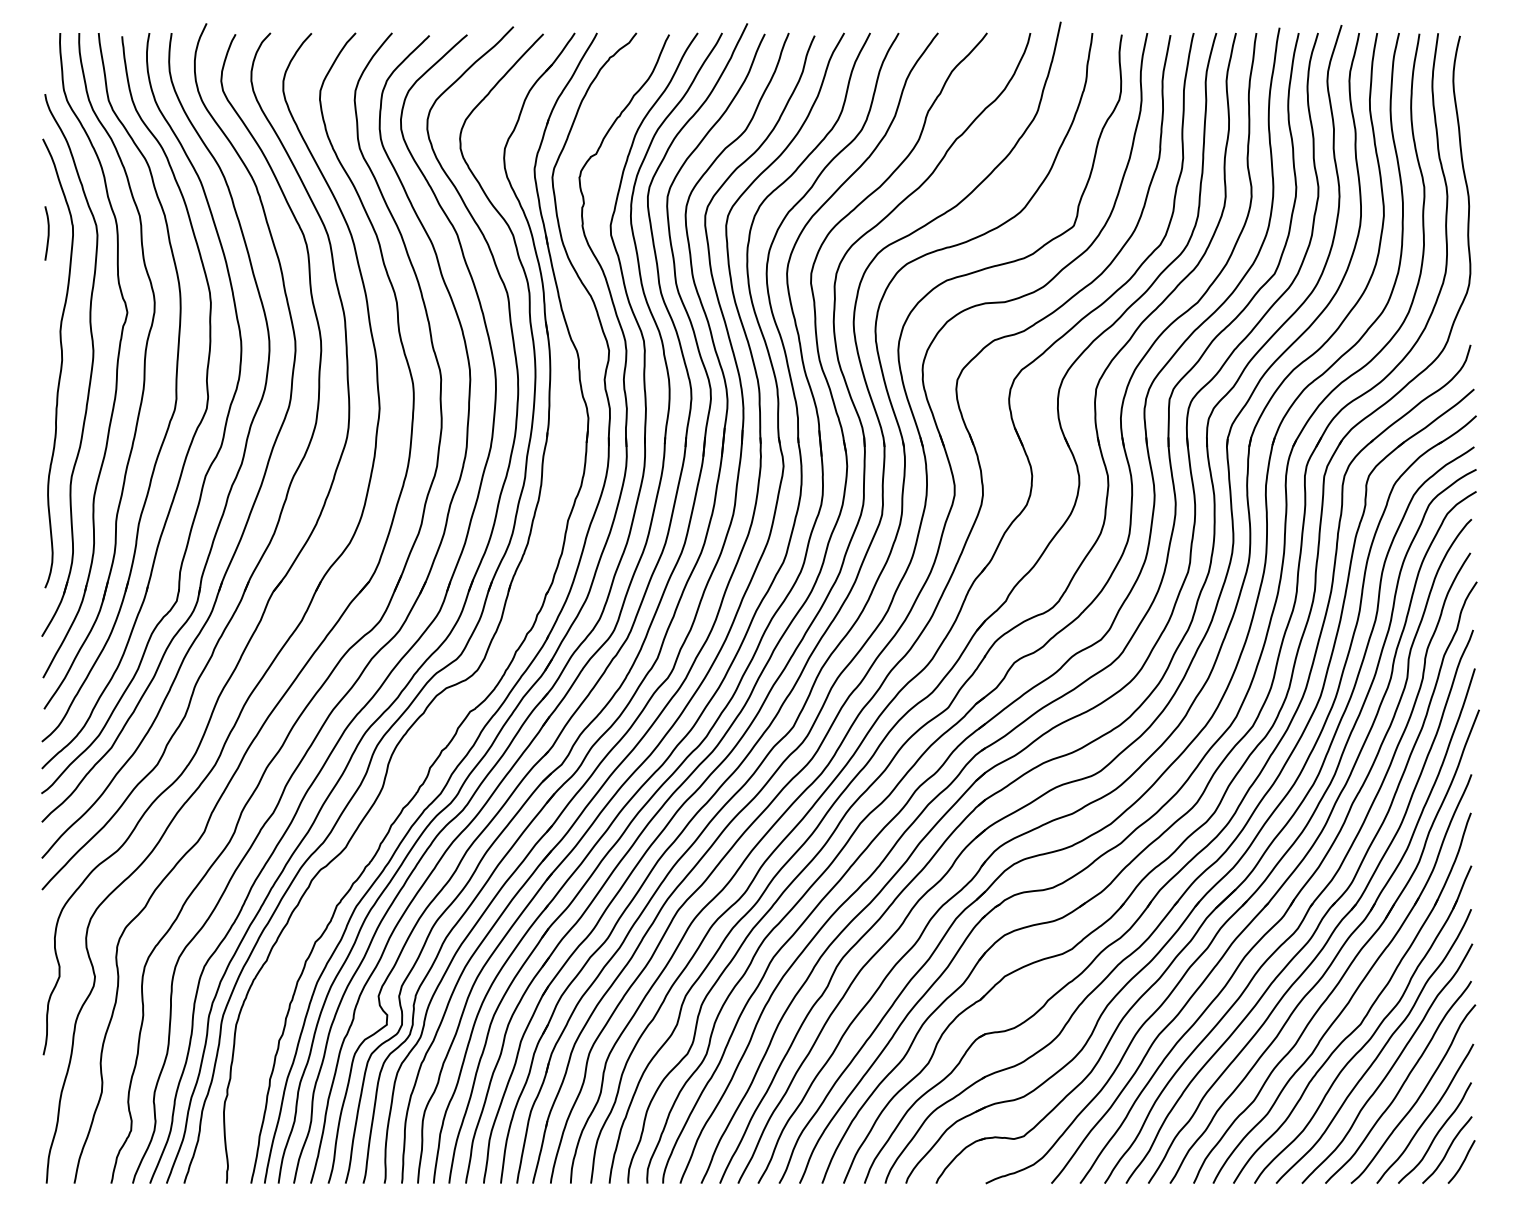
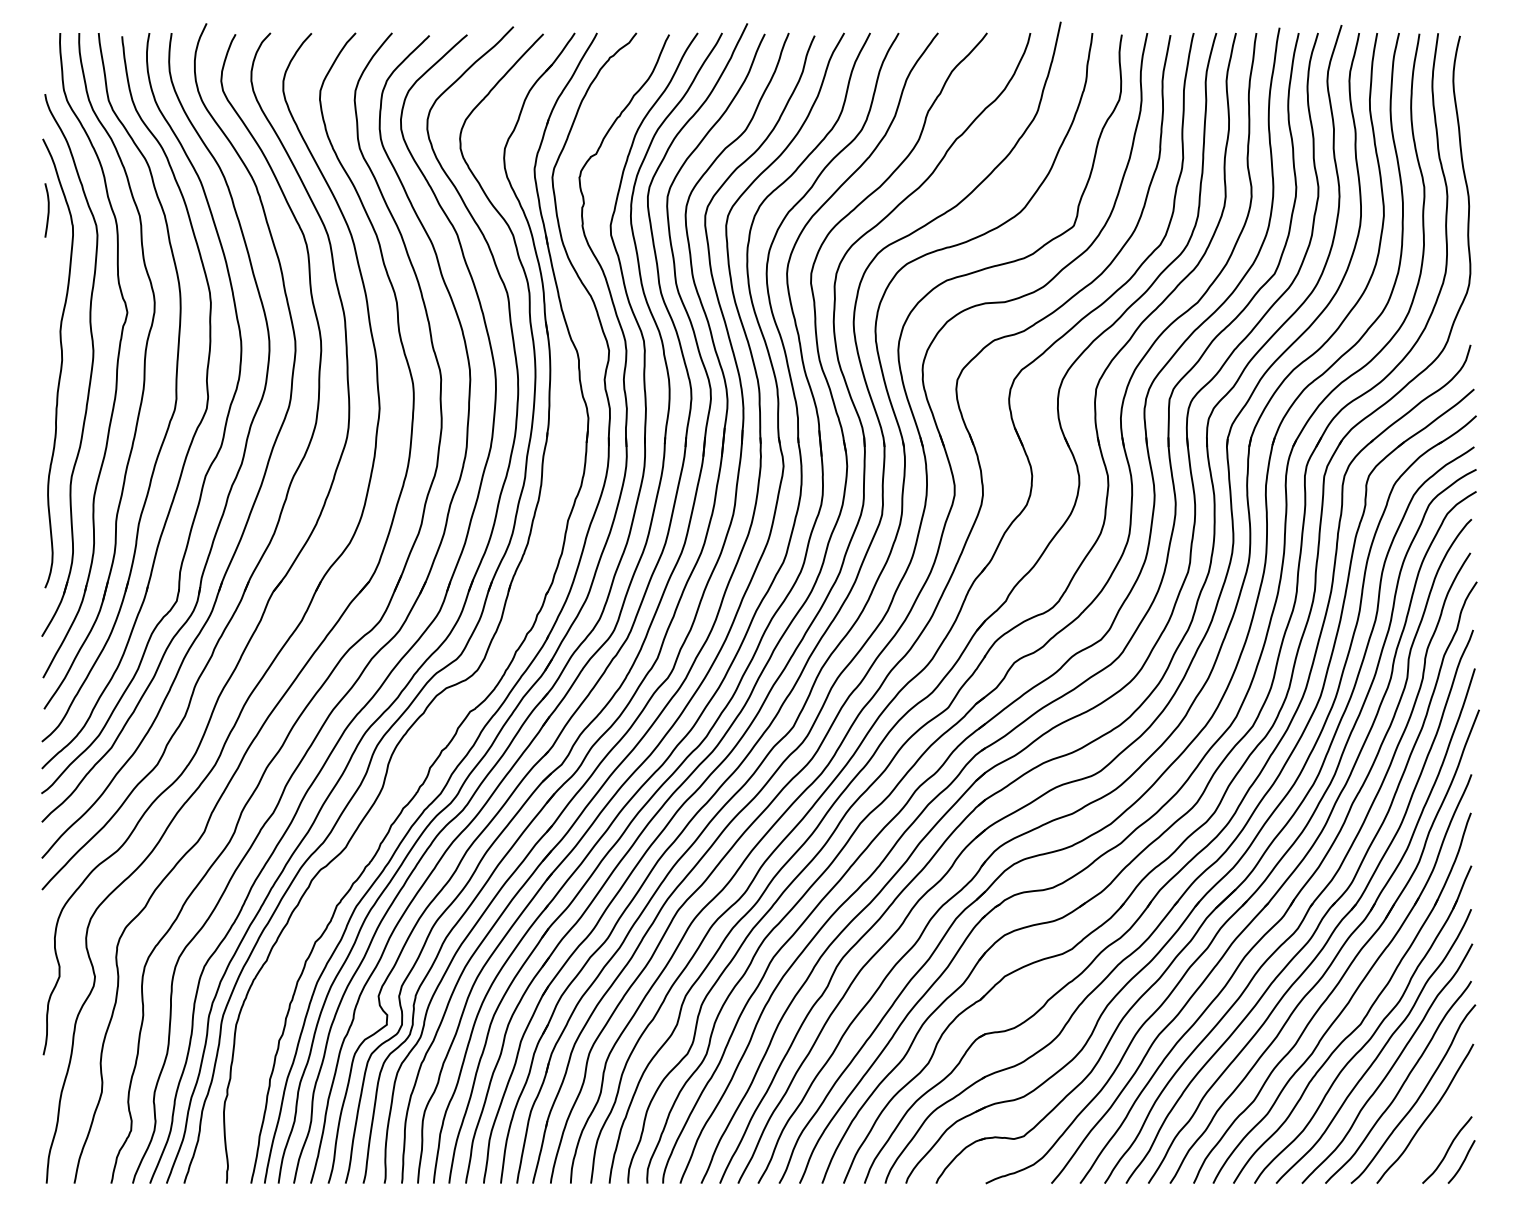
curve position: (47, 233) -> (47, 210) (47, 210)
curve: present -> none (1436, 1133)
